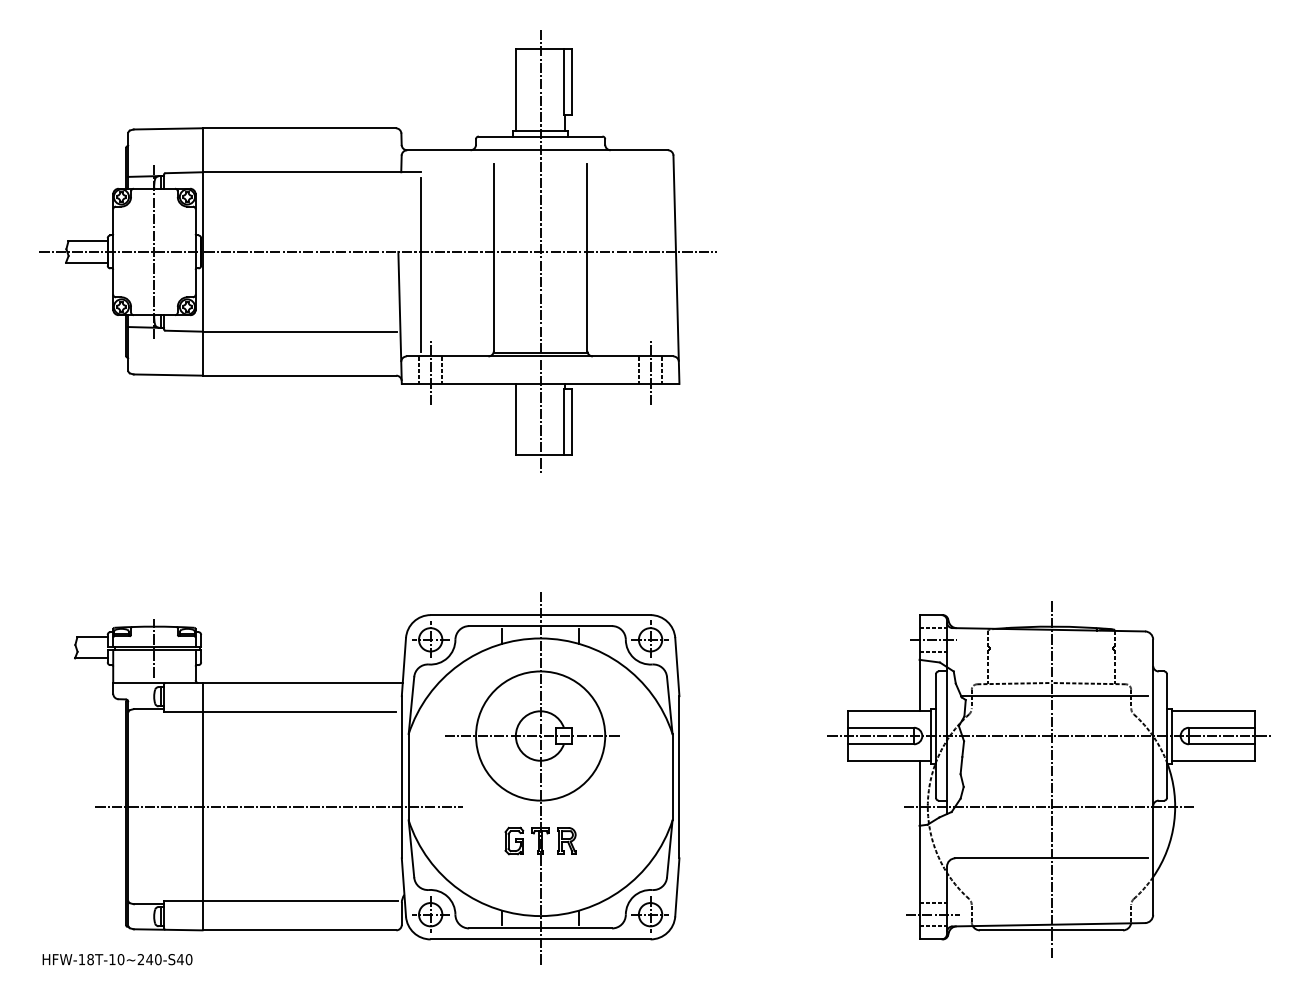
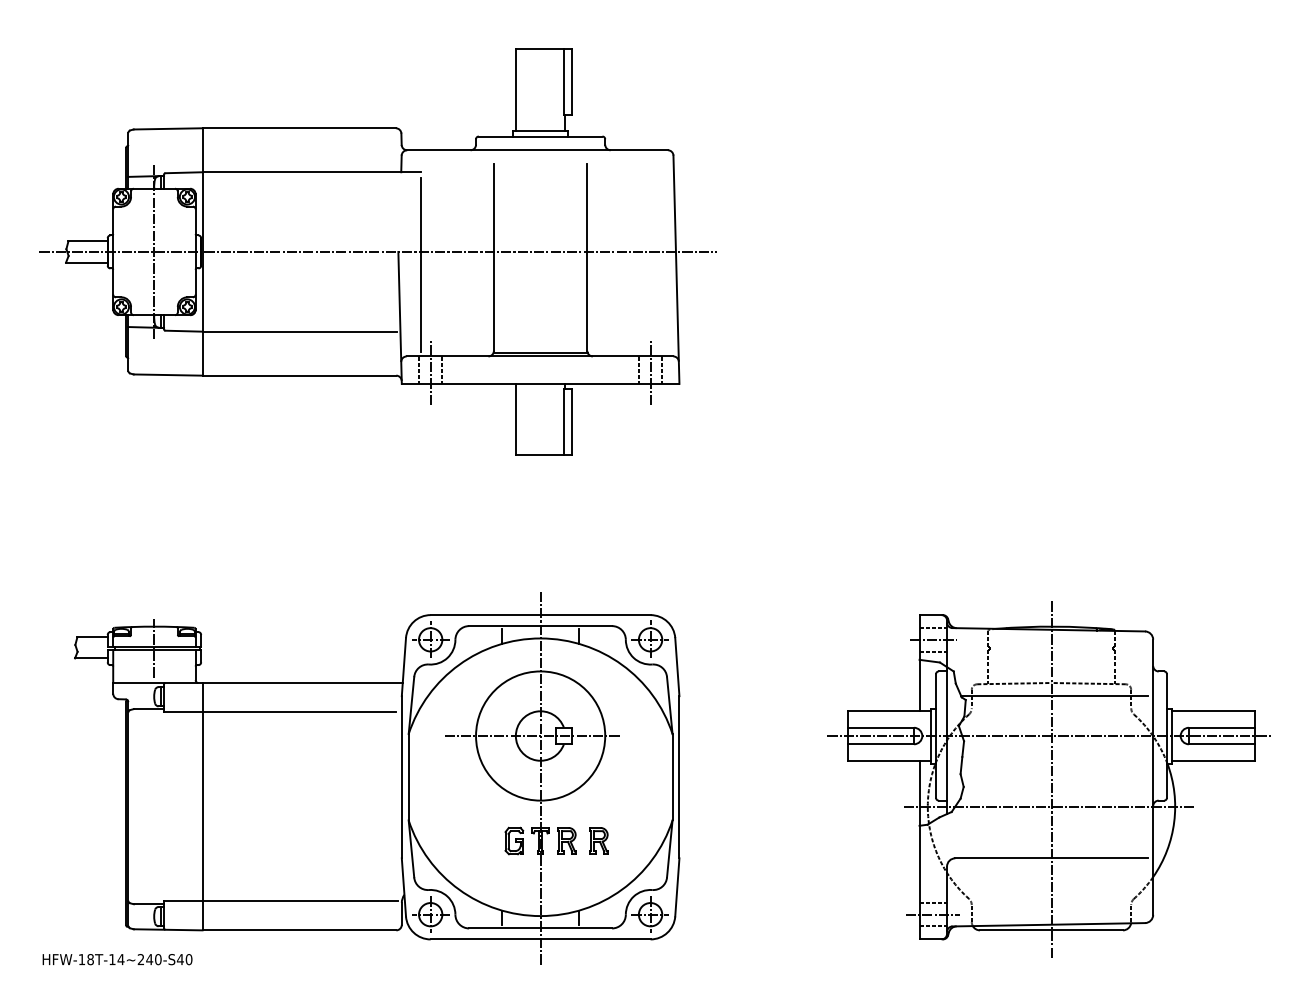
line: present -> none (540, 250)
line: present -> none (279, 806)
part: none -> present (598, 840)
text: HFW-18T-10~240-S40 -> HFW-18T-14~240-S40 (120, 959)
